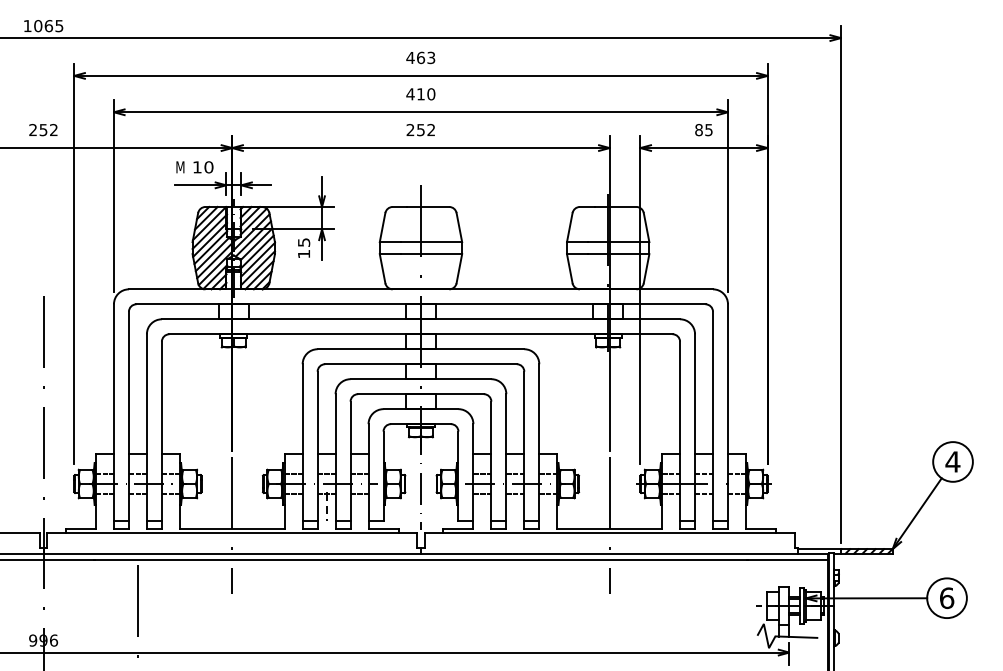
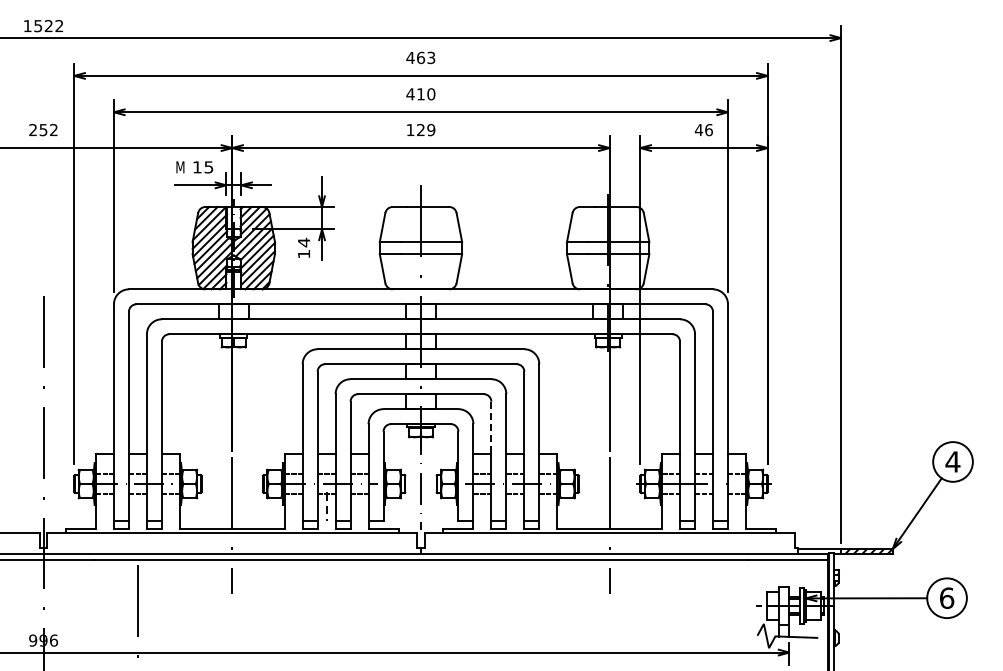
text: 1065 -> 1522 (48, 26)
text: 252 -> 129 (420, 130)
text: 85 -> 46 (703, 130)
text: 10 -> 15 (208, 167)
text: 15 -> 14 (304, 242)
line: solid -> dashed (491, 428)
